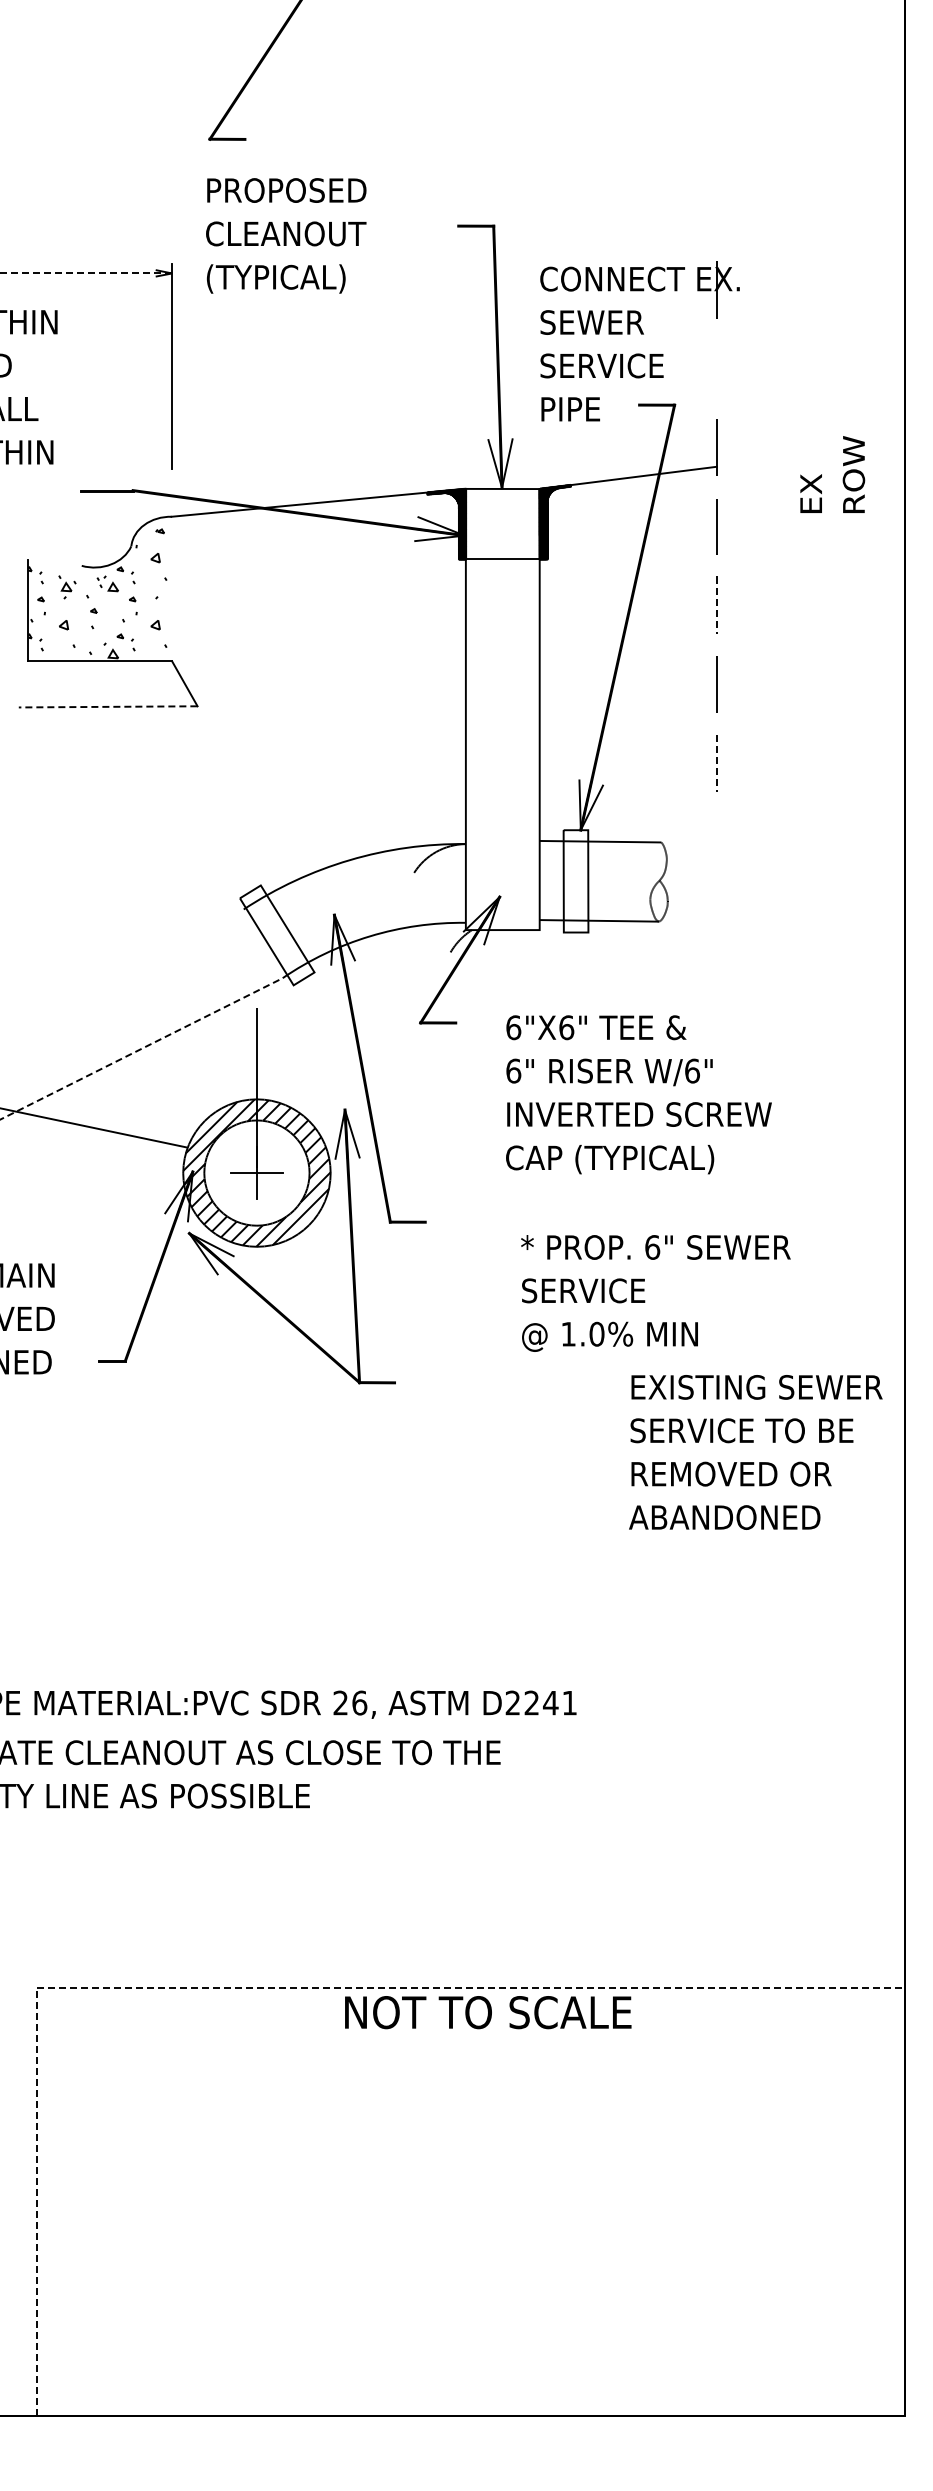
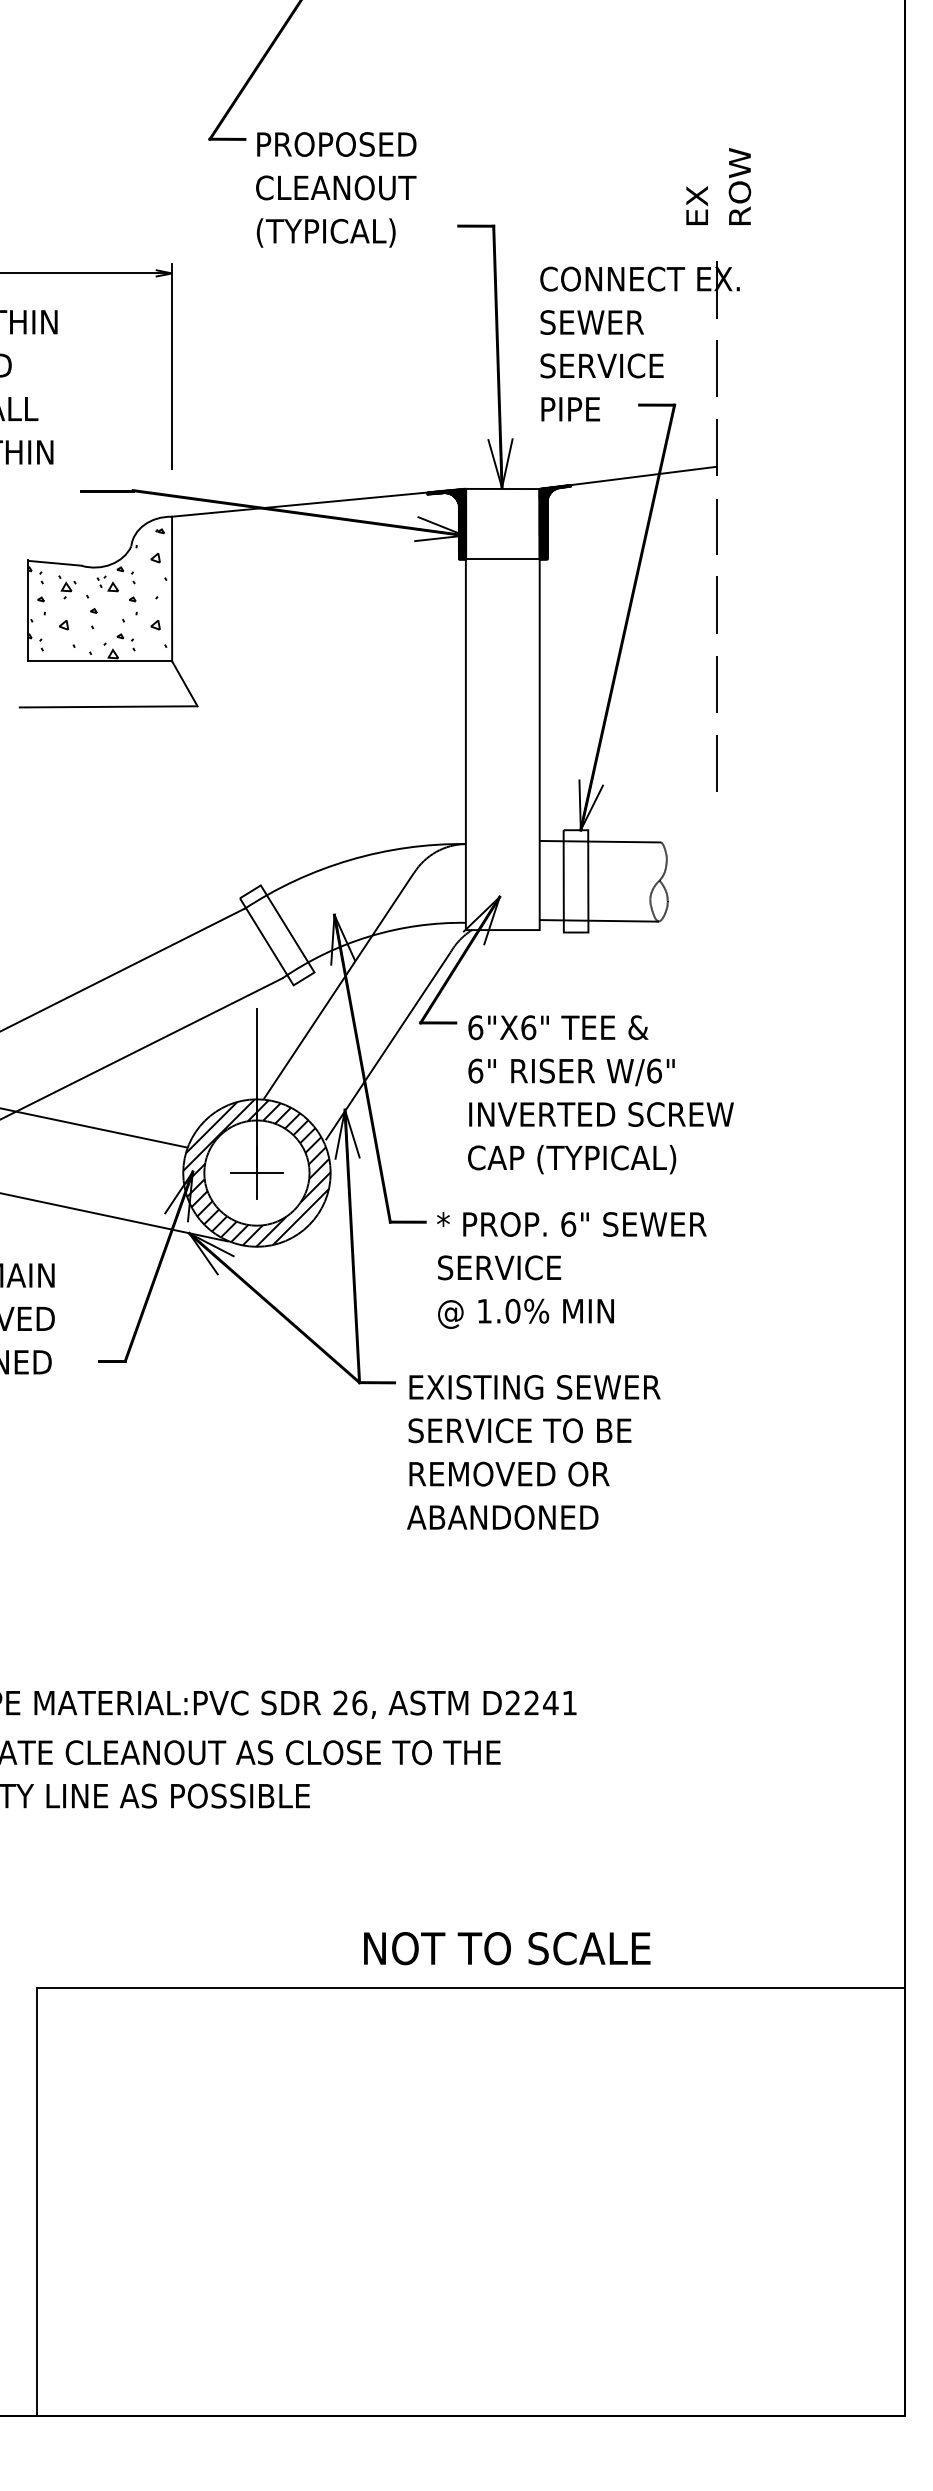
text position: (286, 235) -> (336, 189) (336, 189)
line: dashed -> solid (86, 273)
line: none -> present (716, 368)
text position: (832, 474) -> (718, 186) (718, 186)
line: none -> present (54, 562)
line: none -> present (172, 588)
line: dashed -> solid (716, 606)
line: dashed -> solid (107, 706)
line: dashed -> solid (716, 763)
line: none -> present (123, 969)
line: none -> present (338, 985)
line: none -> present (387, 1046)
line: dashed -> solid (141, 1048)
text position: (638, 1094) -> (600, 1094) (600, 1094)
line: none -> present (115, 1217)
text position: (655, 1293) -> (571, 1270) (571, 1270)
text position: (755, 1452) -> (533, 1452) (533, 1452)
line: dashed -> solid (256, 1987)
text position: (488, 2012) -> (507, 1948) (507, 1948)
